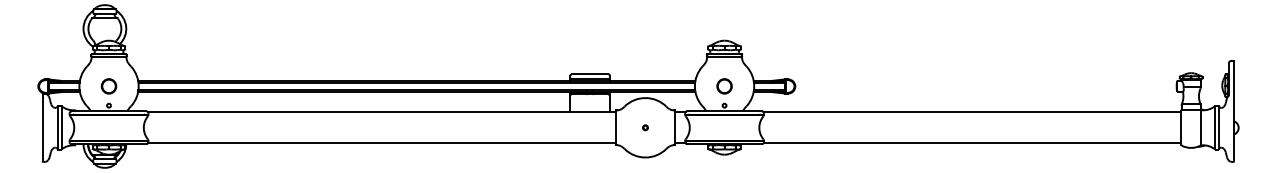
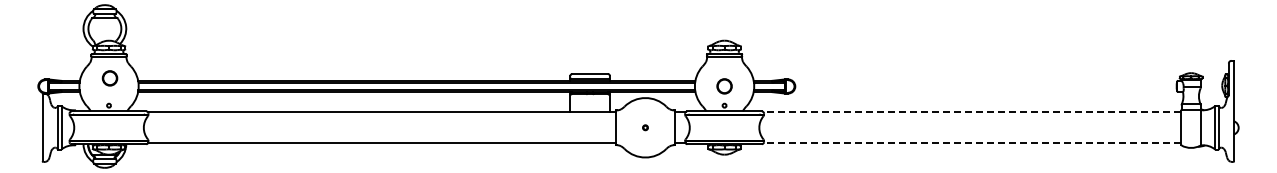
part position: (108, 86) -> (109, 78) (109, 78)
line: solid -> dashed (972, 112)
line: solid -> dashed (972, 143)
